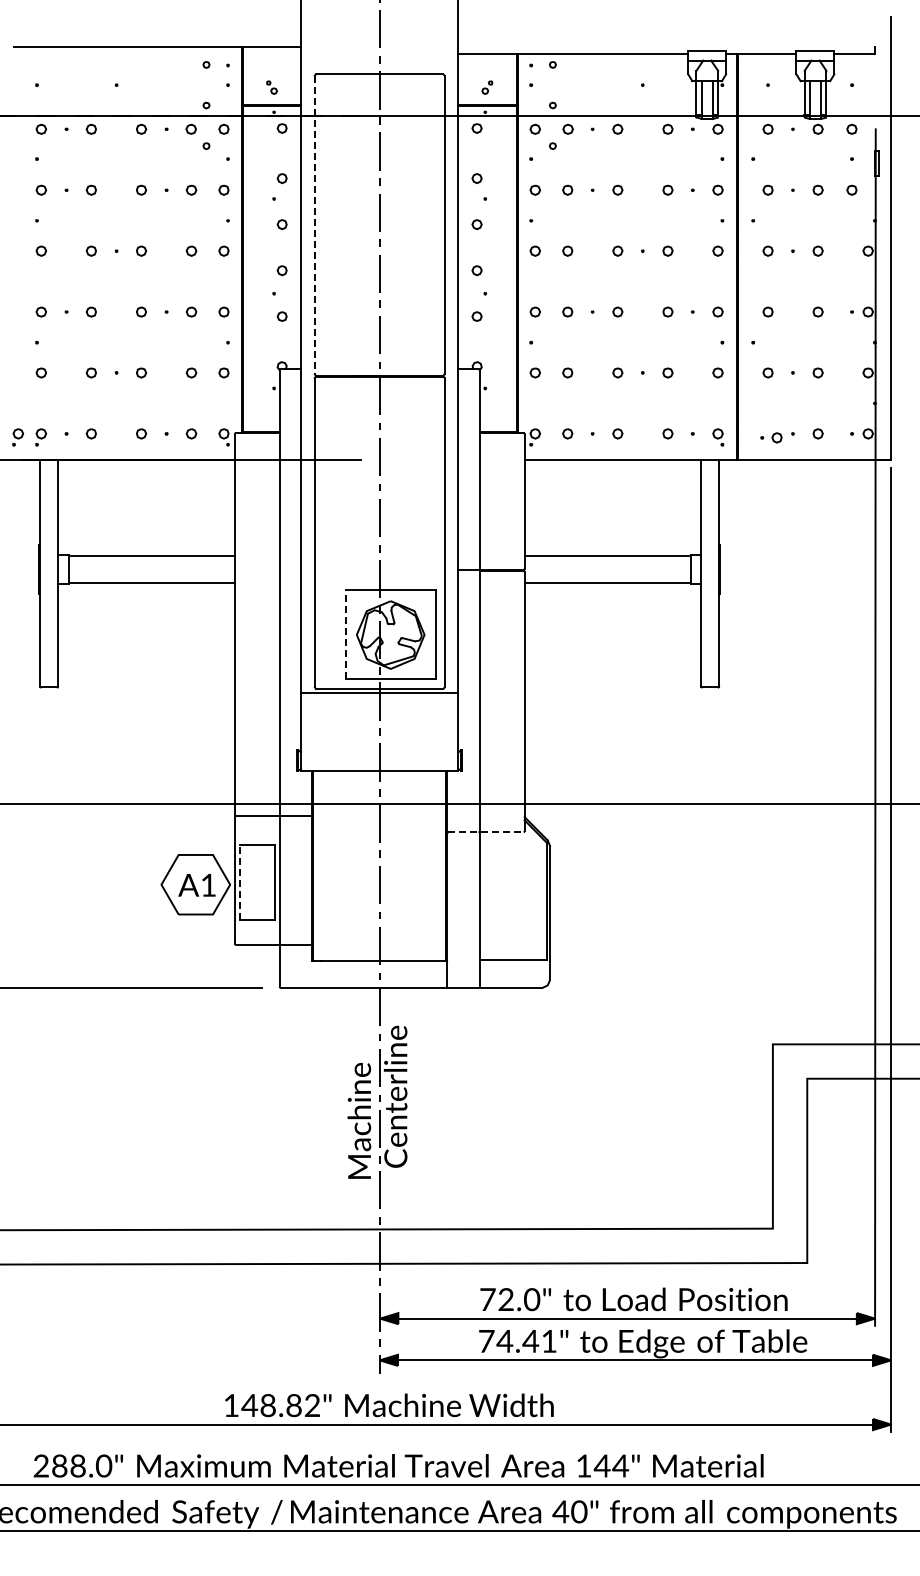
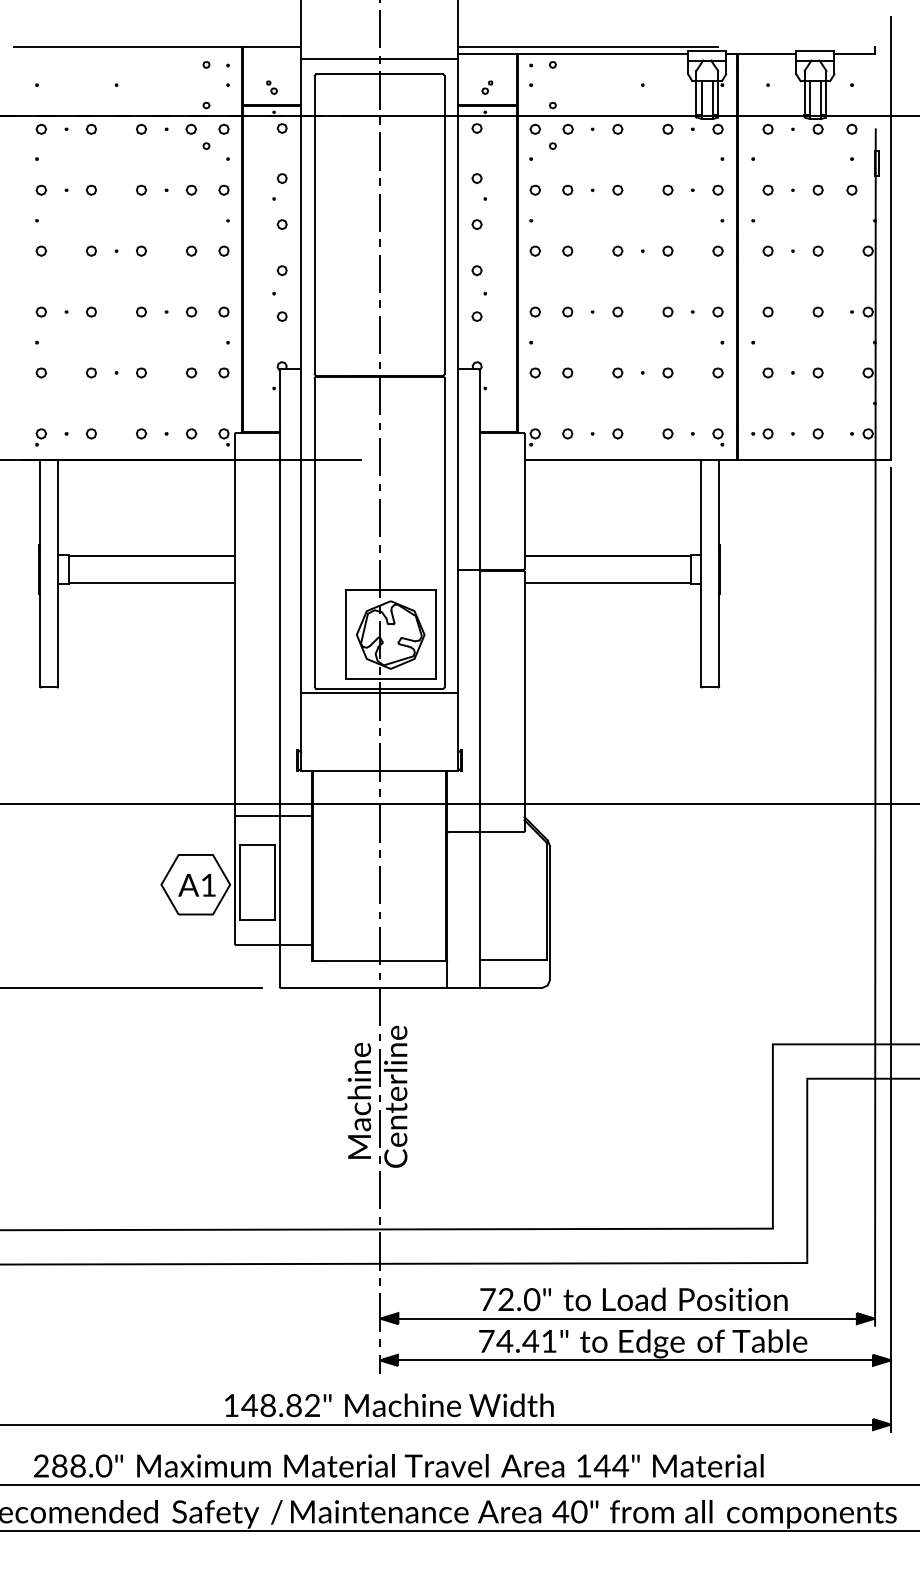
line: none -> present (588, 47)
line: none -> present (379, 59)
line: dashed -> solid (314, 225)
part: present -> none (18, 437)
part position: (771, 437) -> (762, 433) (762, 433)
line: dashed -> solid (345, 634)
line: dashed -> solid (486, 832)
line: dashed -> solid (240, 882)
text position: (359, 1120) -> (359, 1100) (359, 1100)
